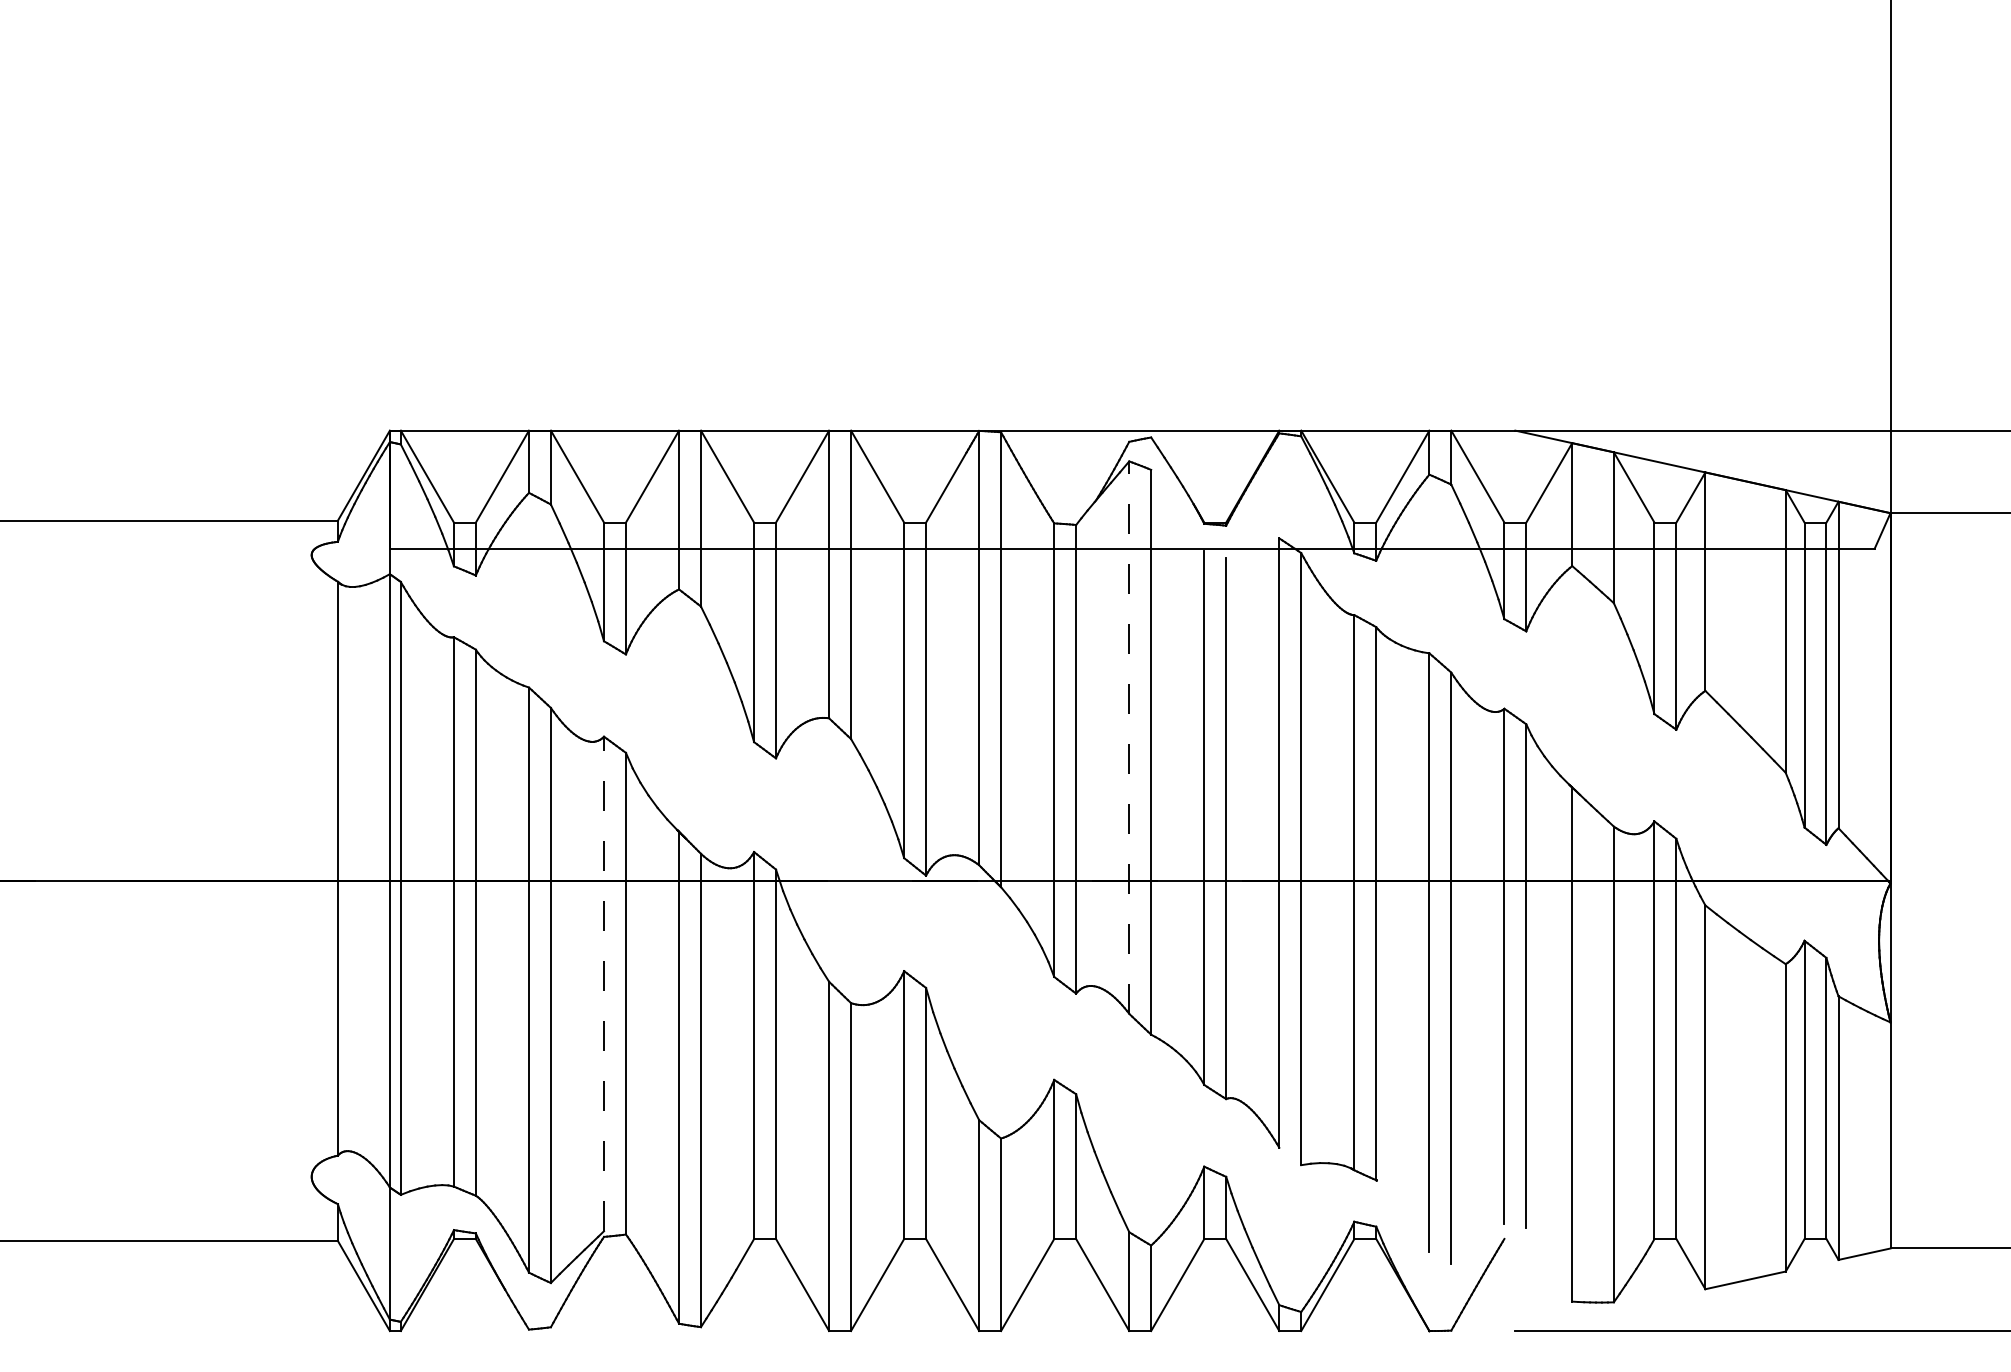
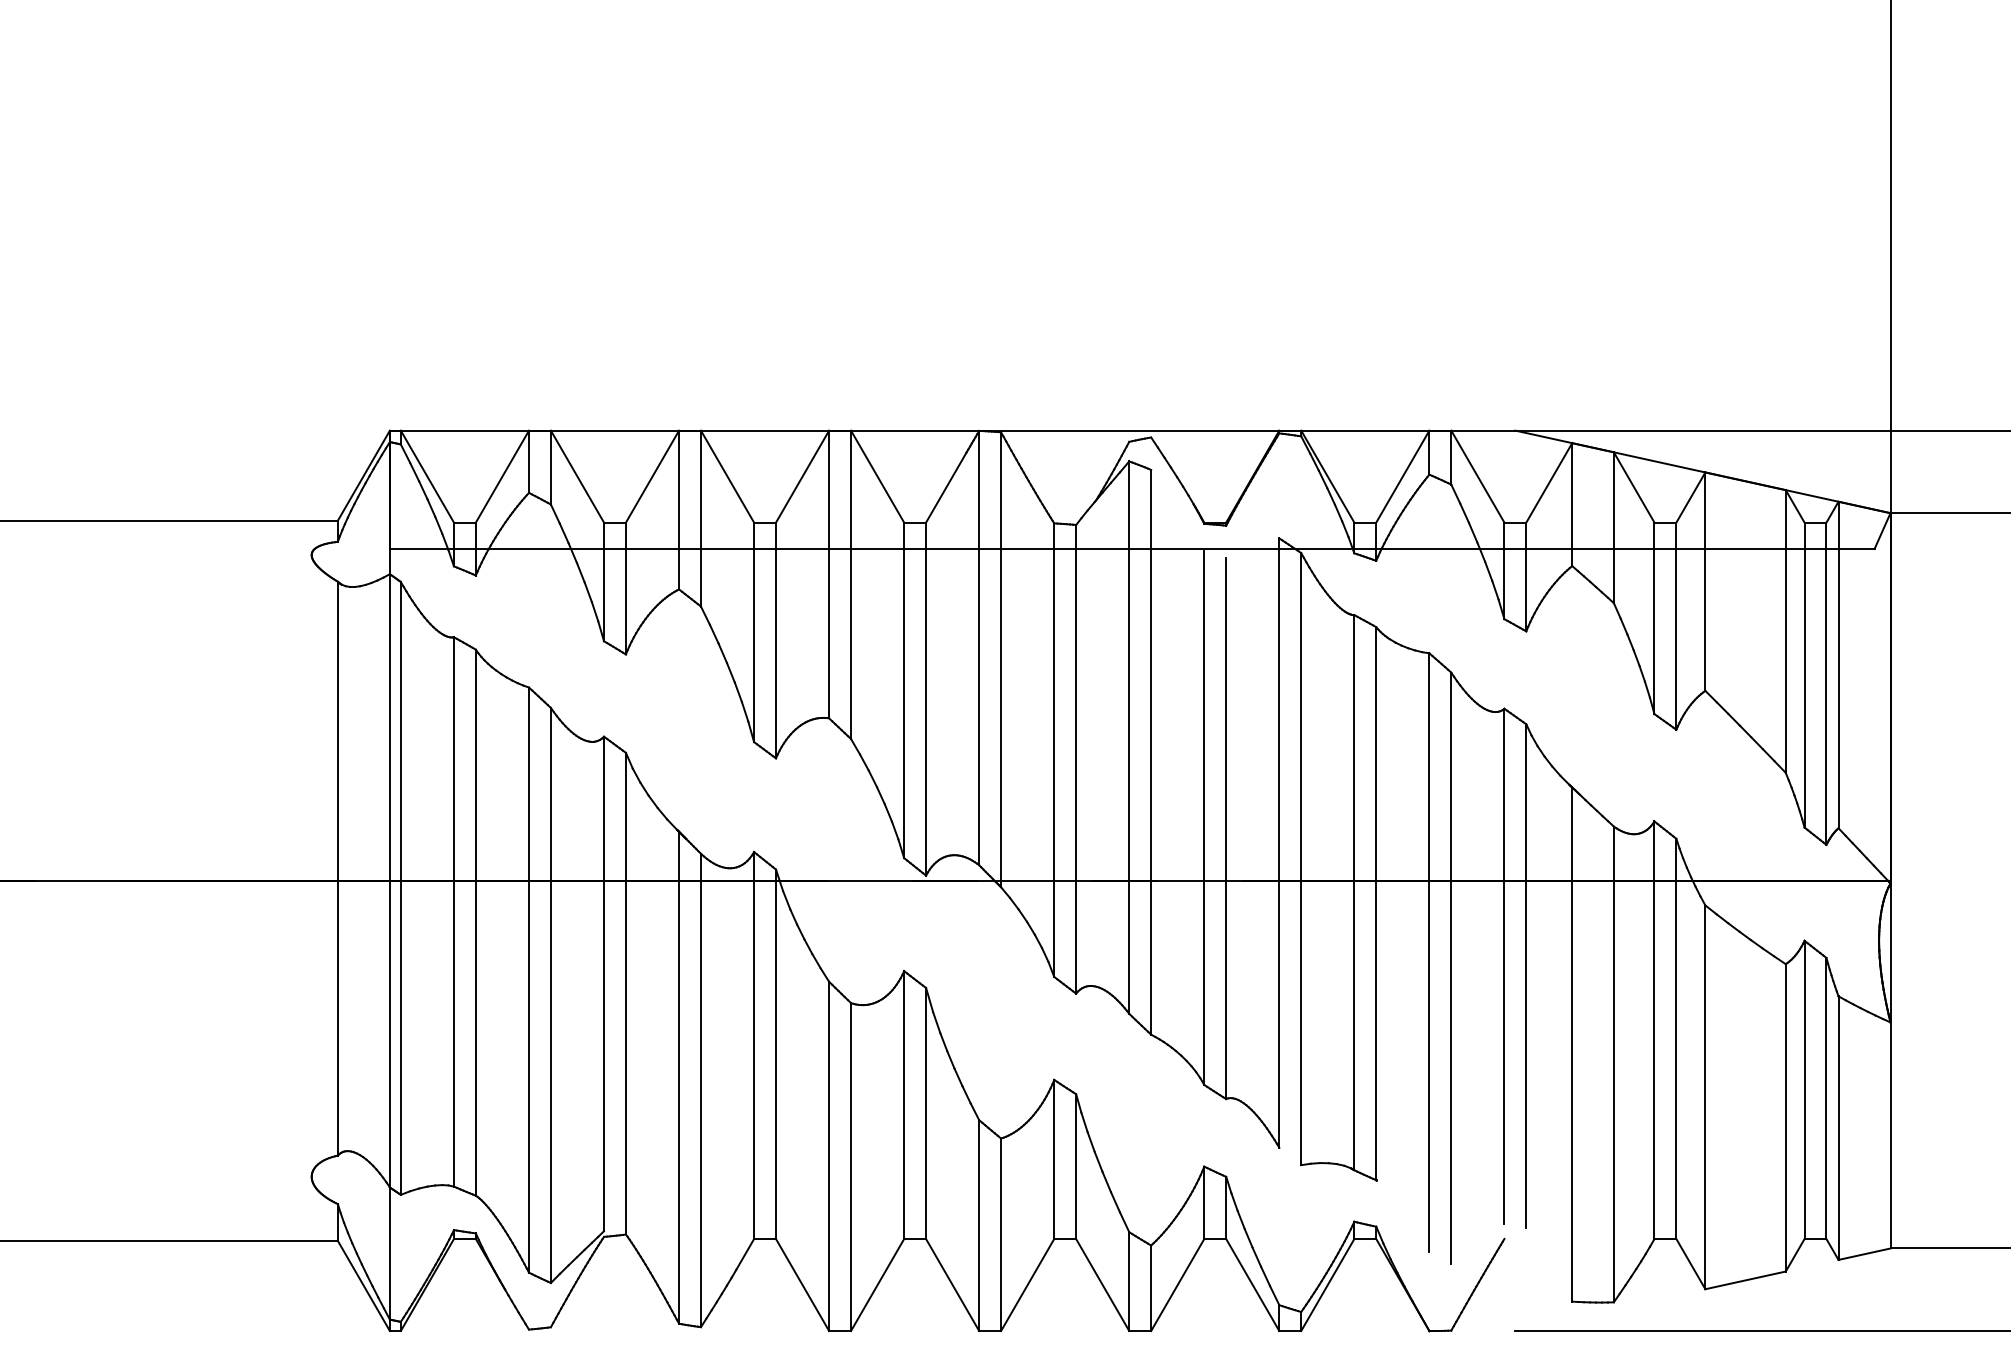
line: dashed -> solid (1129, 737)
line: dashed -> solid (604, 983)
